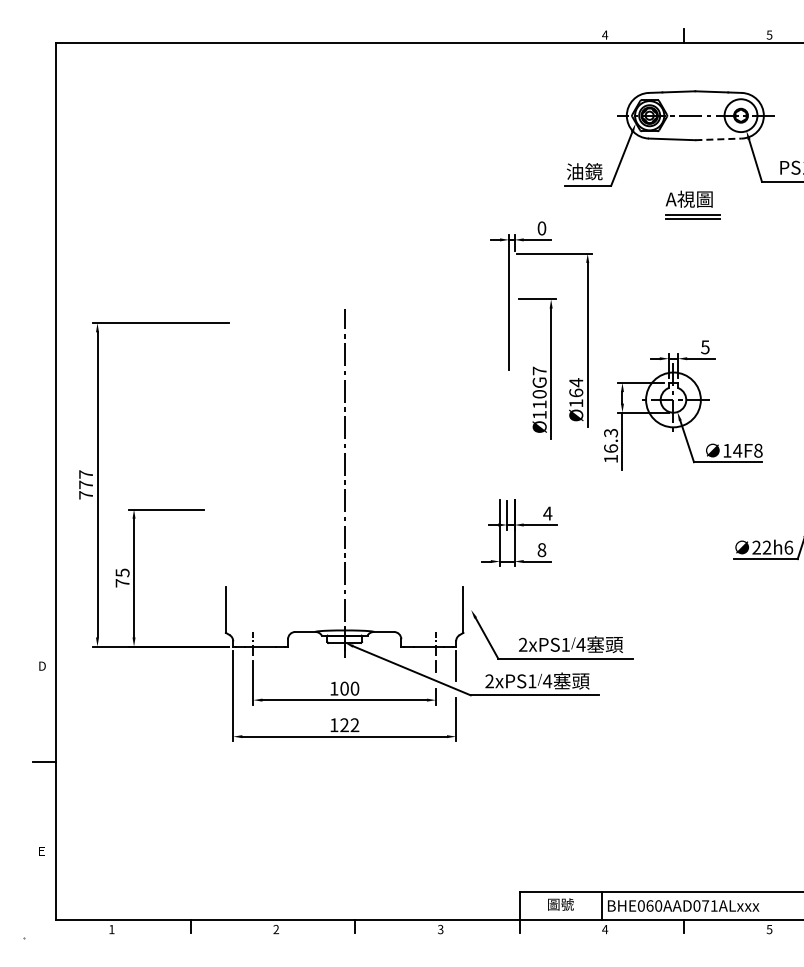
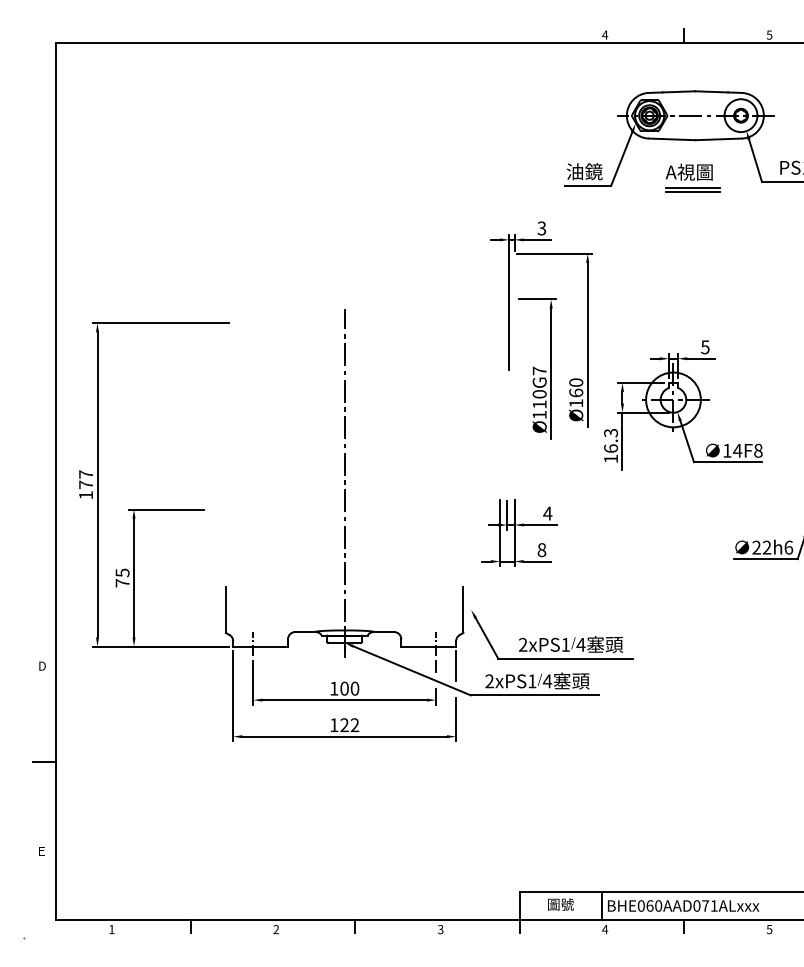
line: dashed -> solid (719, 139)
part position: (692, 204) -> (692, 177) (692, 177)
text: 0 -> 3 (541, 228)
text: Ø164 -> Ø160 (576, 382)
text: 777 -> 177 (85, 495)
